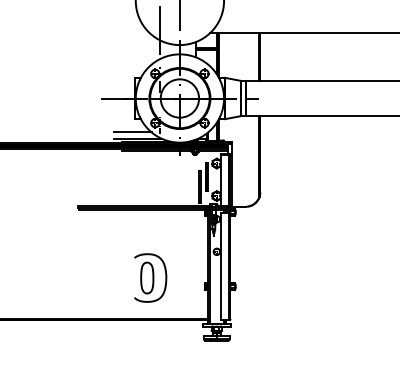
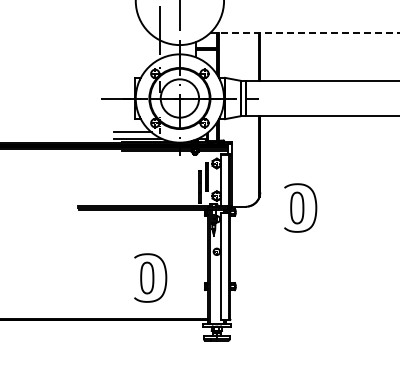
line: solid -> dashed (304, 33)
part: none -> present (300, 207)
